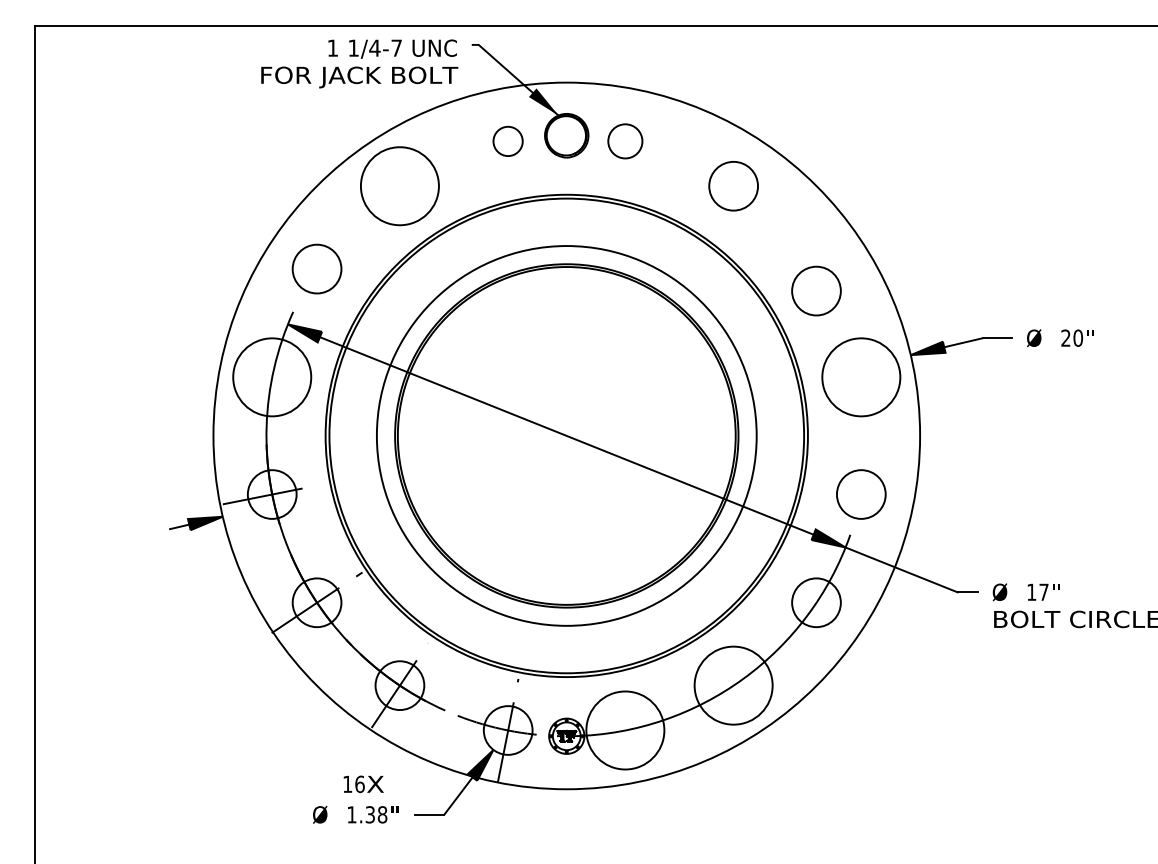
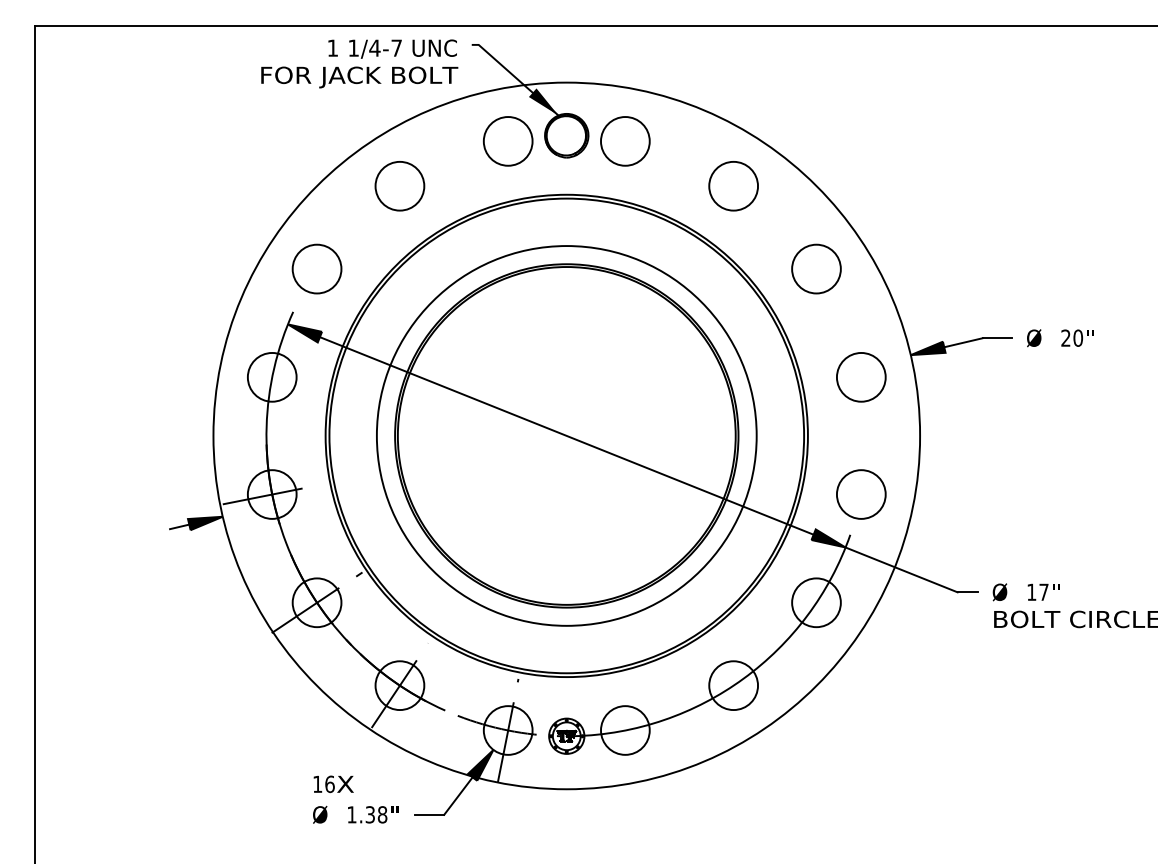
circle size: 32x32 px -> 52x51 px (507, 141)
circle diameter: 34 px -> 49 px (625, 141)
circle diameter: 78 px -> 49 px (399, 185)
circle position: (816, 290) -> (816, 268) (816, 268)
circle diameter: 78 px -> 49 px (271, 376)
circle diameter: 78 px -> 49 px (860, 376)
circle diameter: 78 px -> 49 px (733, 685)
circle diameter: 78 px -> 49 px (625, 730)
text position: (363, 784) -> (333, 784) (333, 784)
